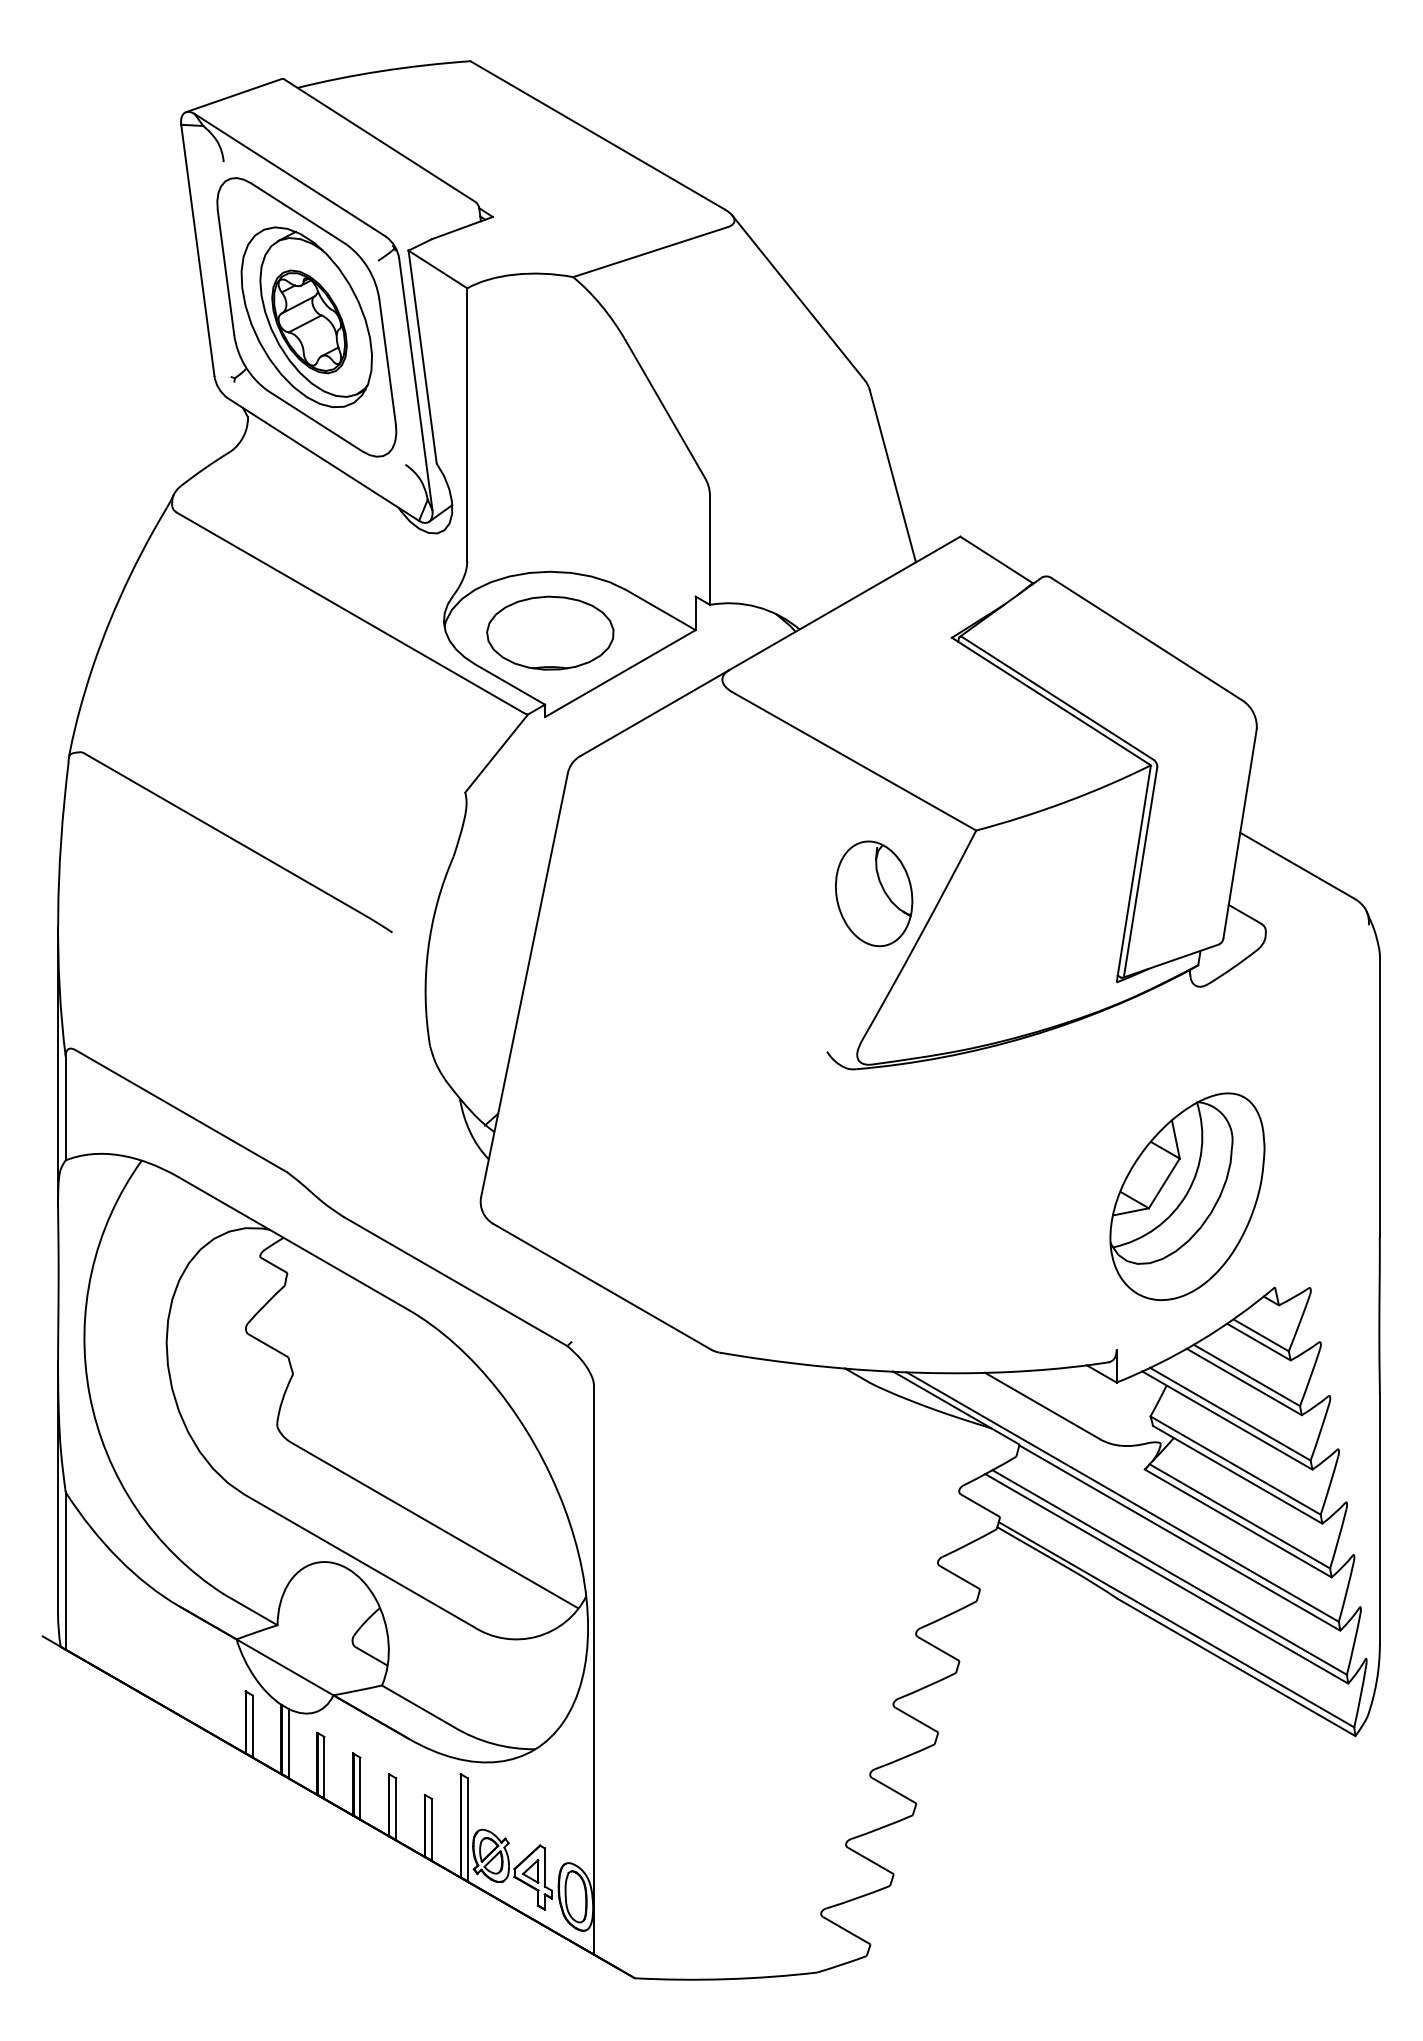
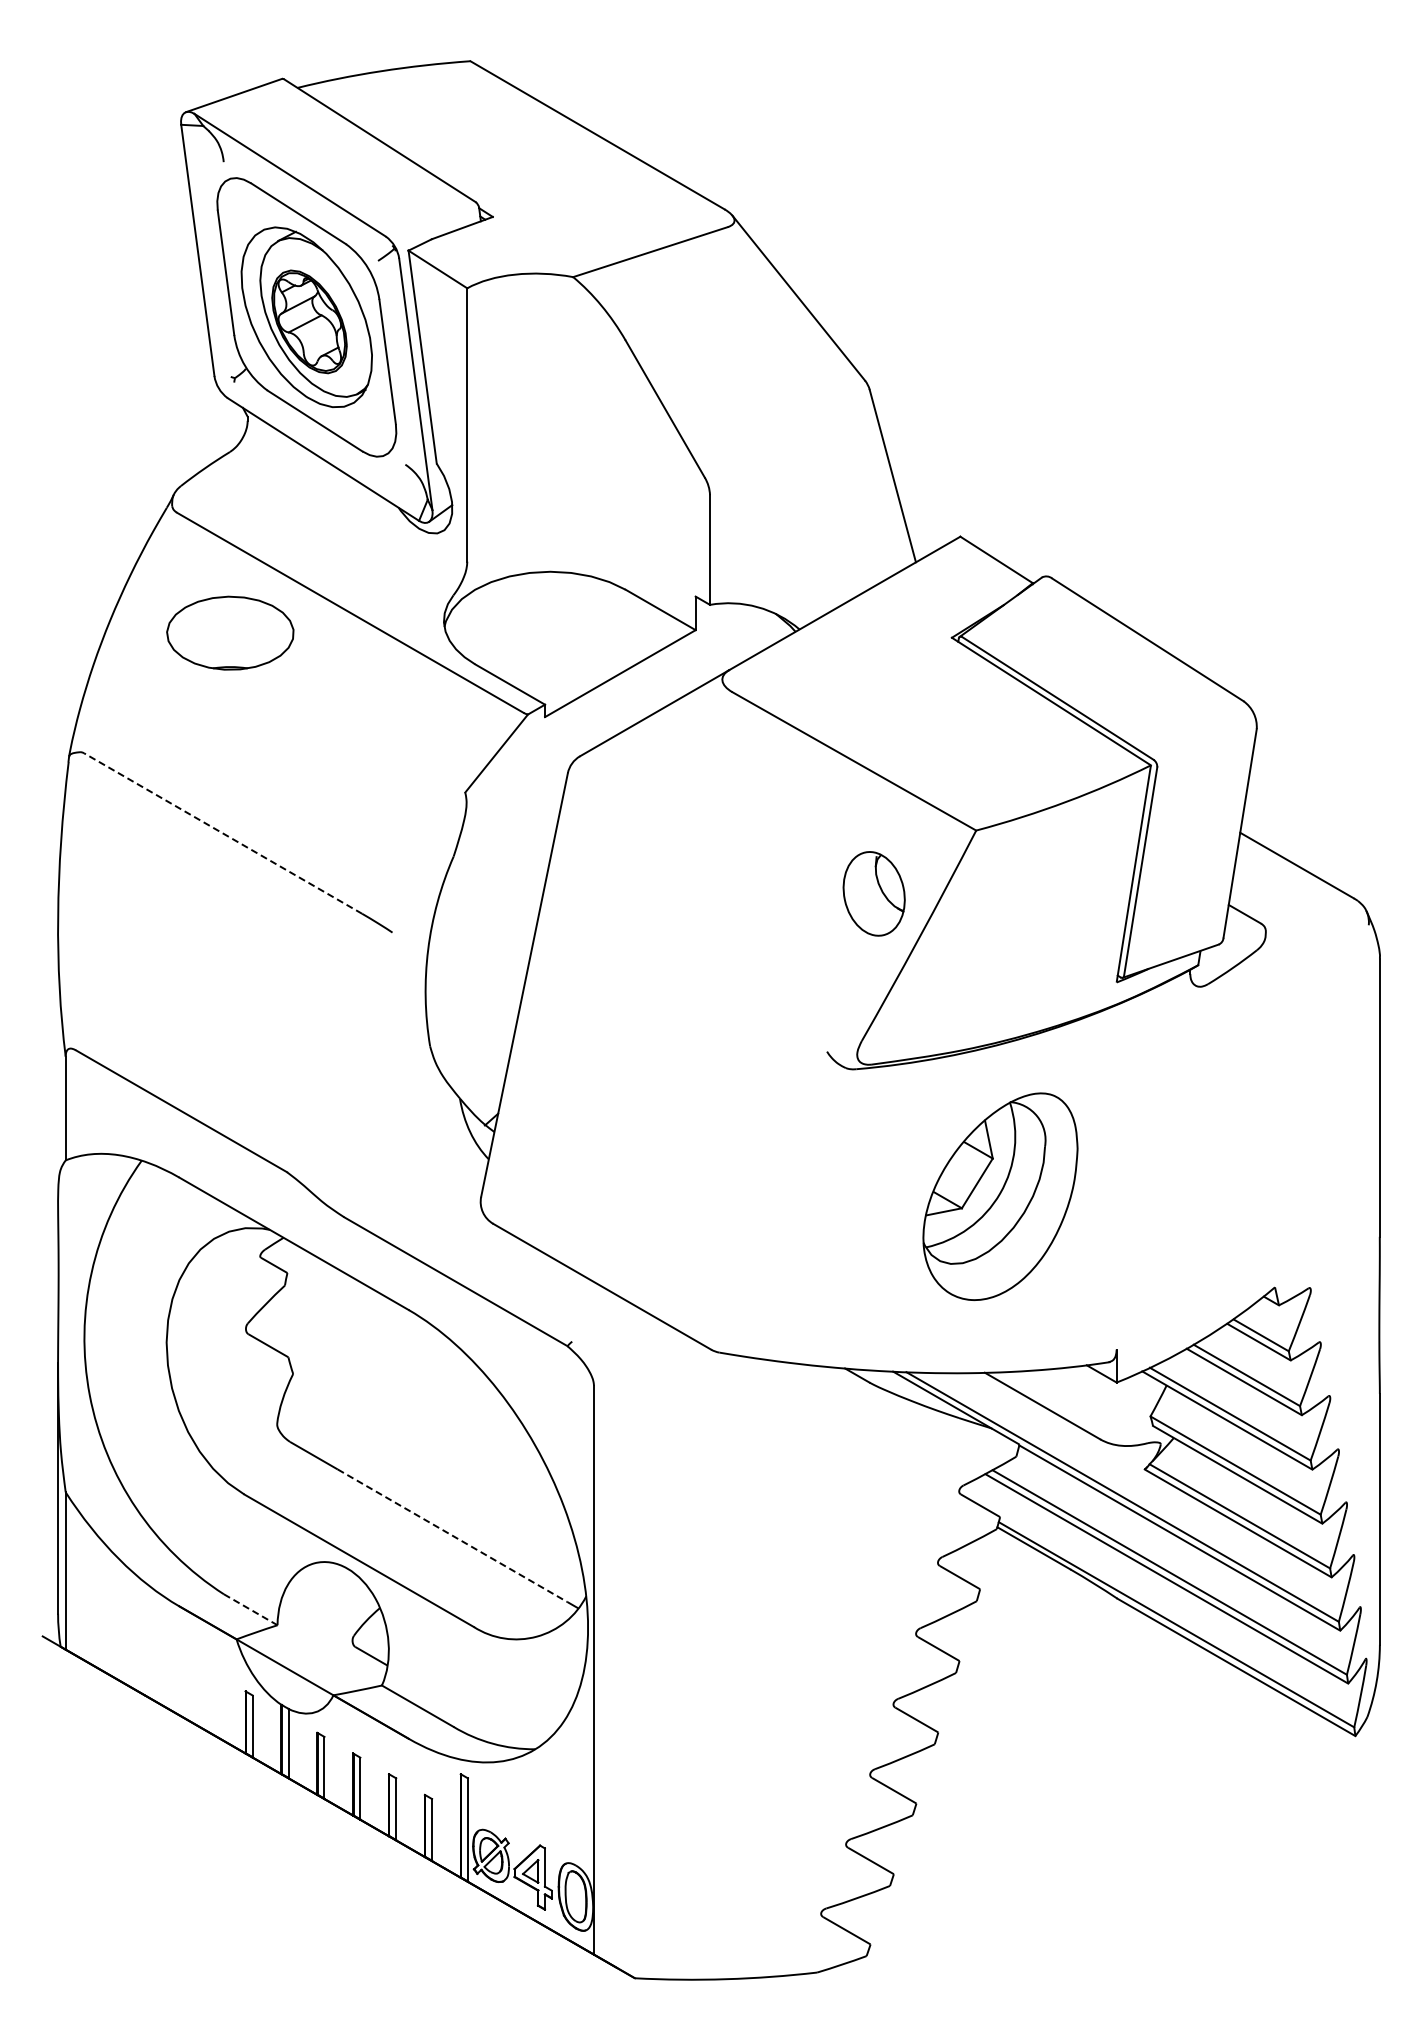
part position: (550, 632) -> (230, 632) (230, 632)
line: solid -> dashed (223, 833)
part size: 79x108 px -> 64x86 px (873, 893)
line: present -> none (58, 1066)
part position: (1187, 1196) -> (1000, 1196) (1000, 1196)
line: solid -> dashed (452, 1535)
line: solid -> dashed (250, 1609)
